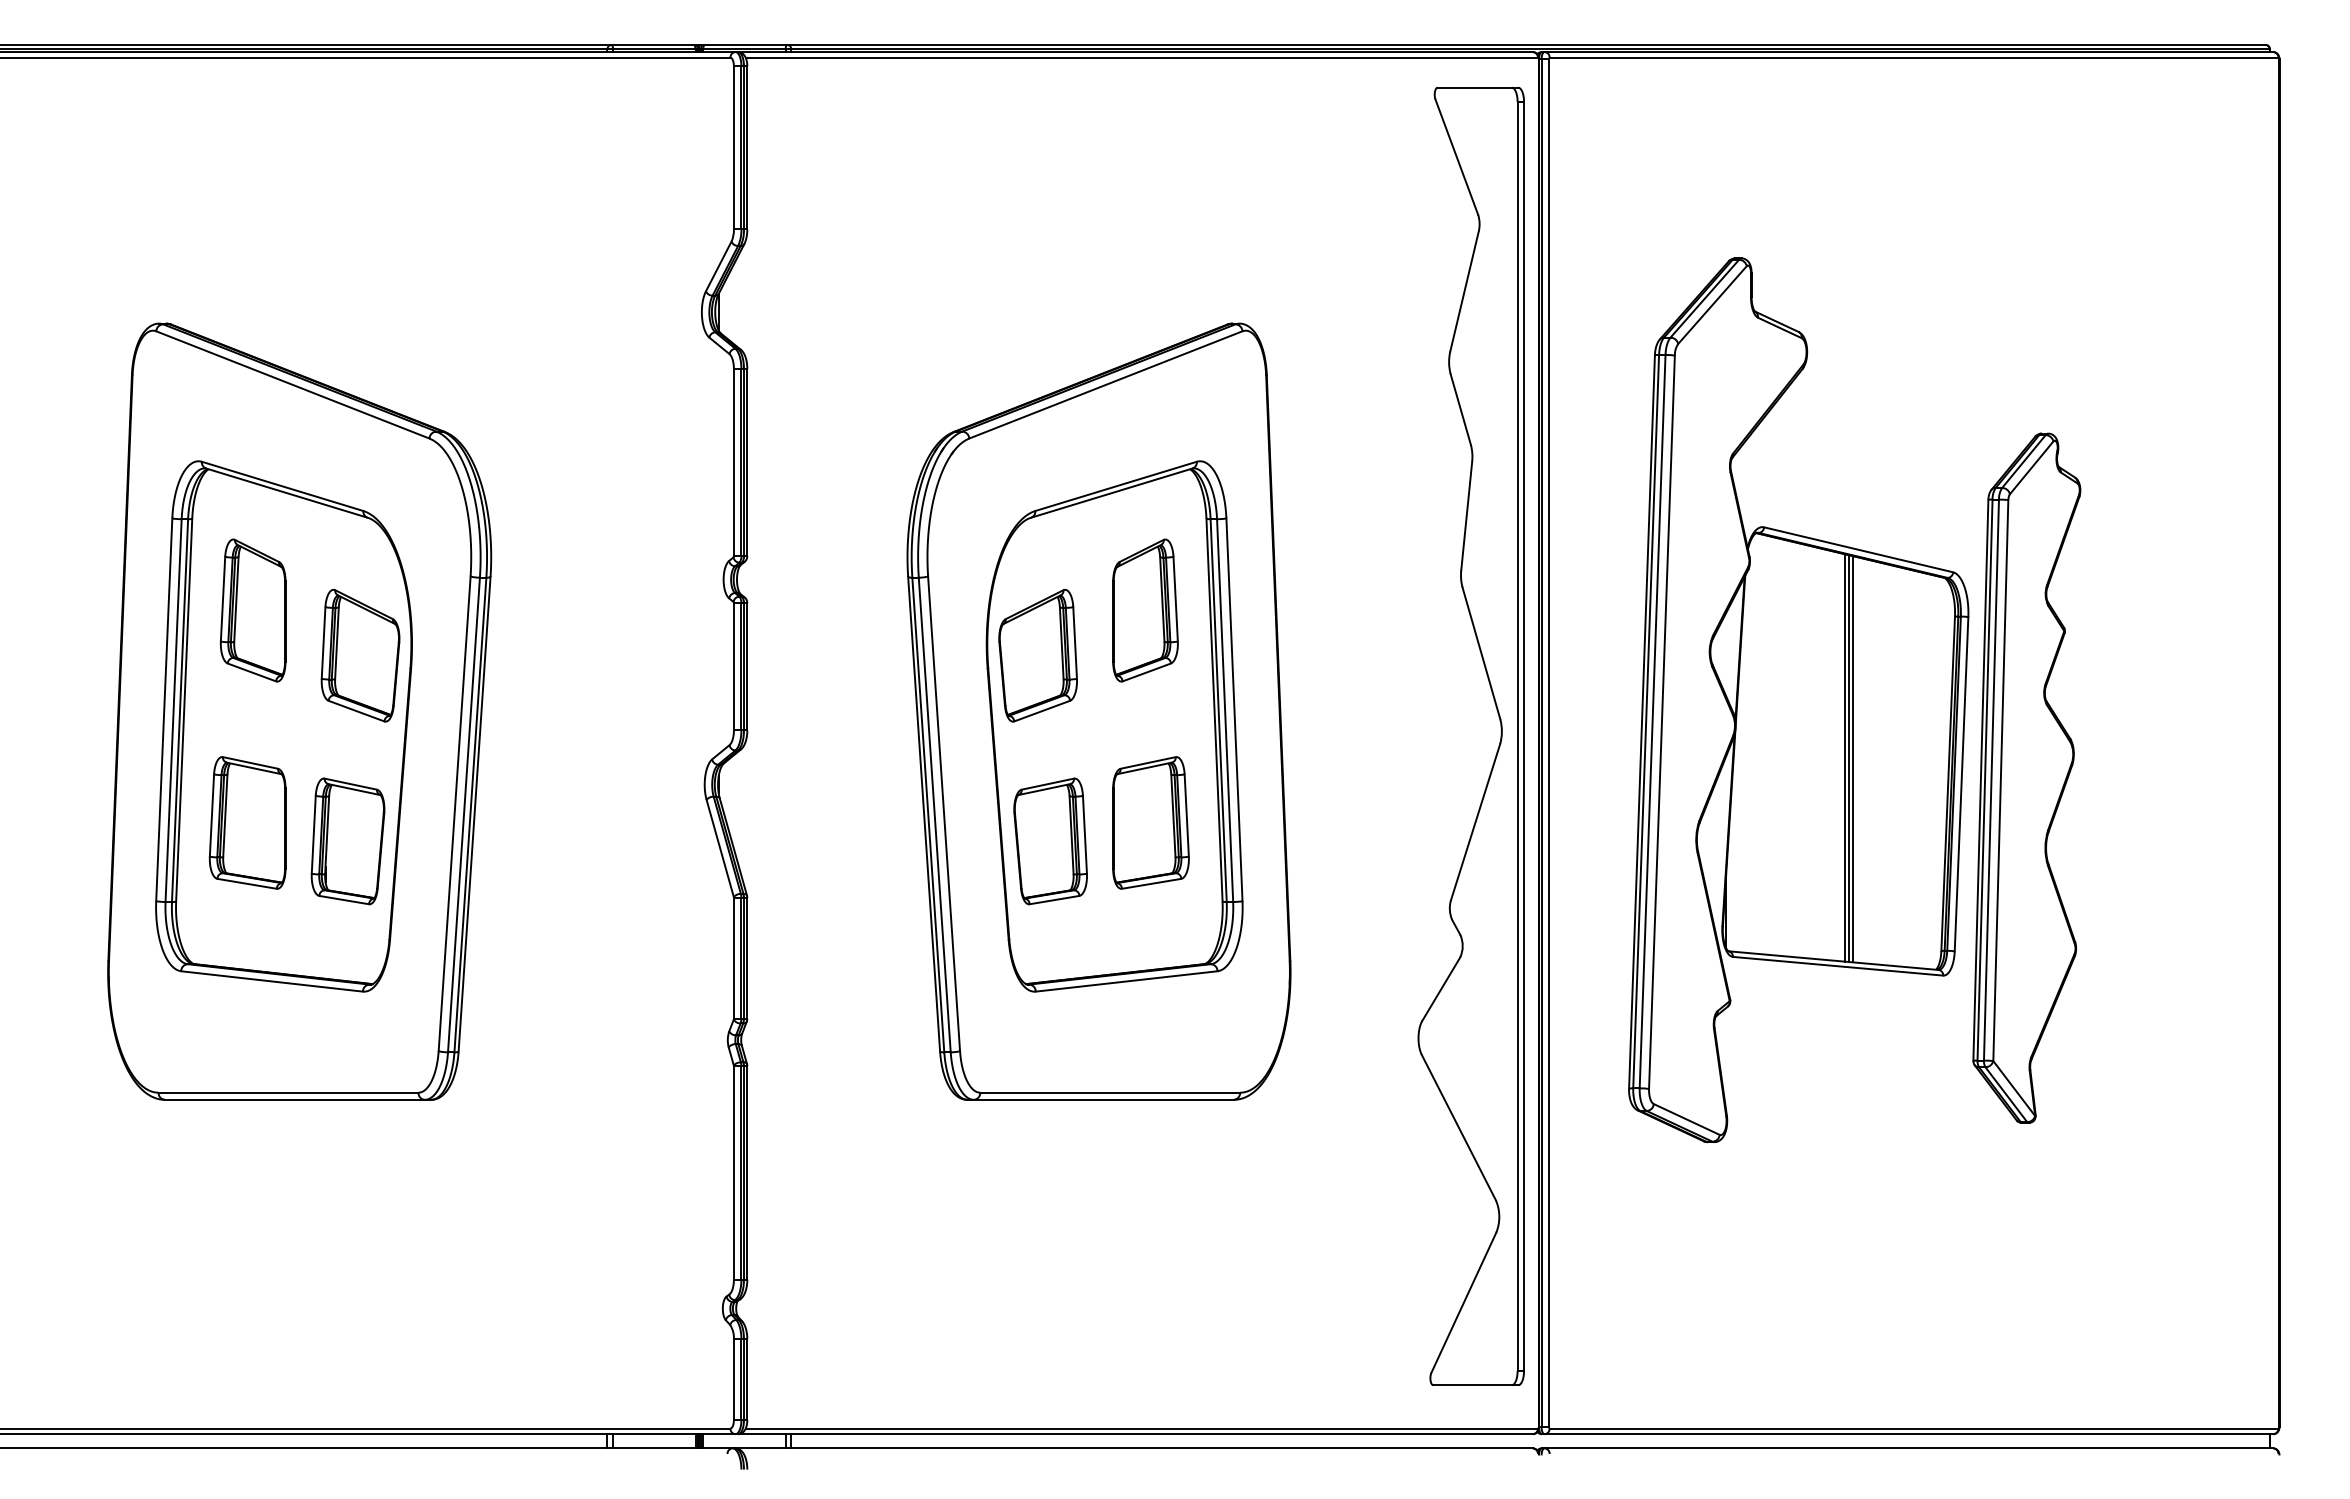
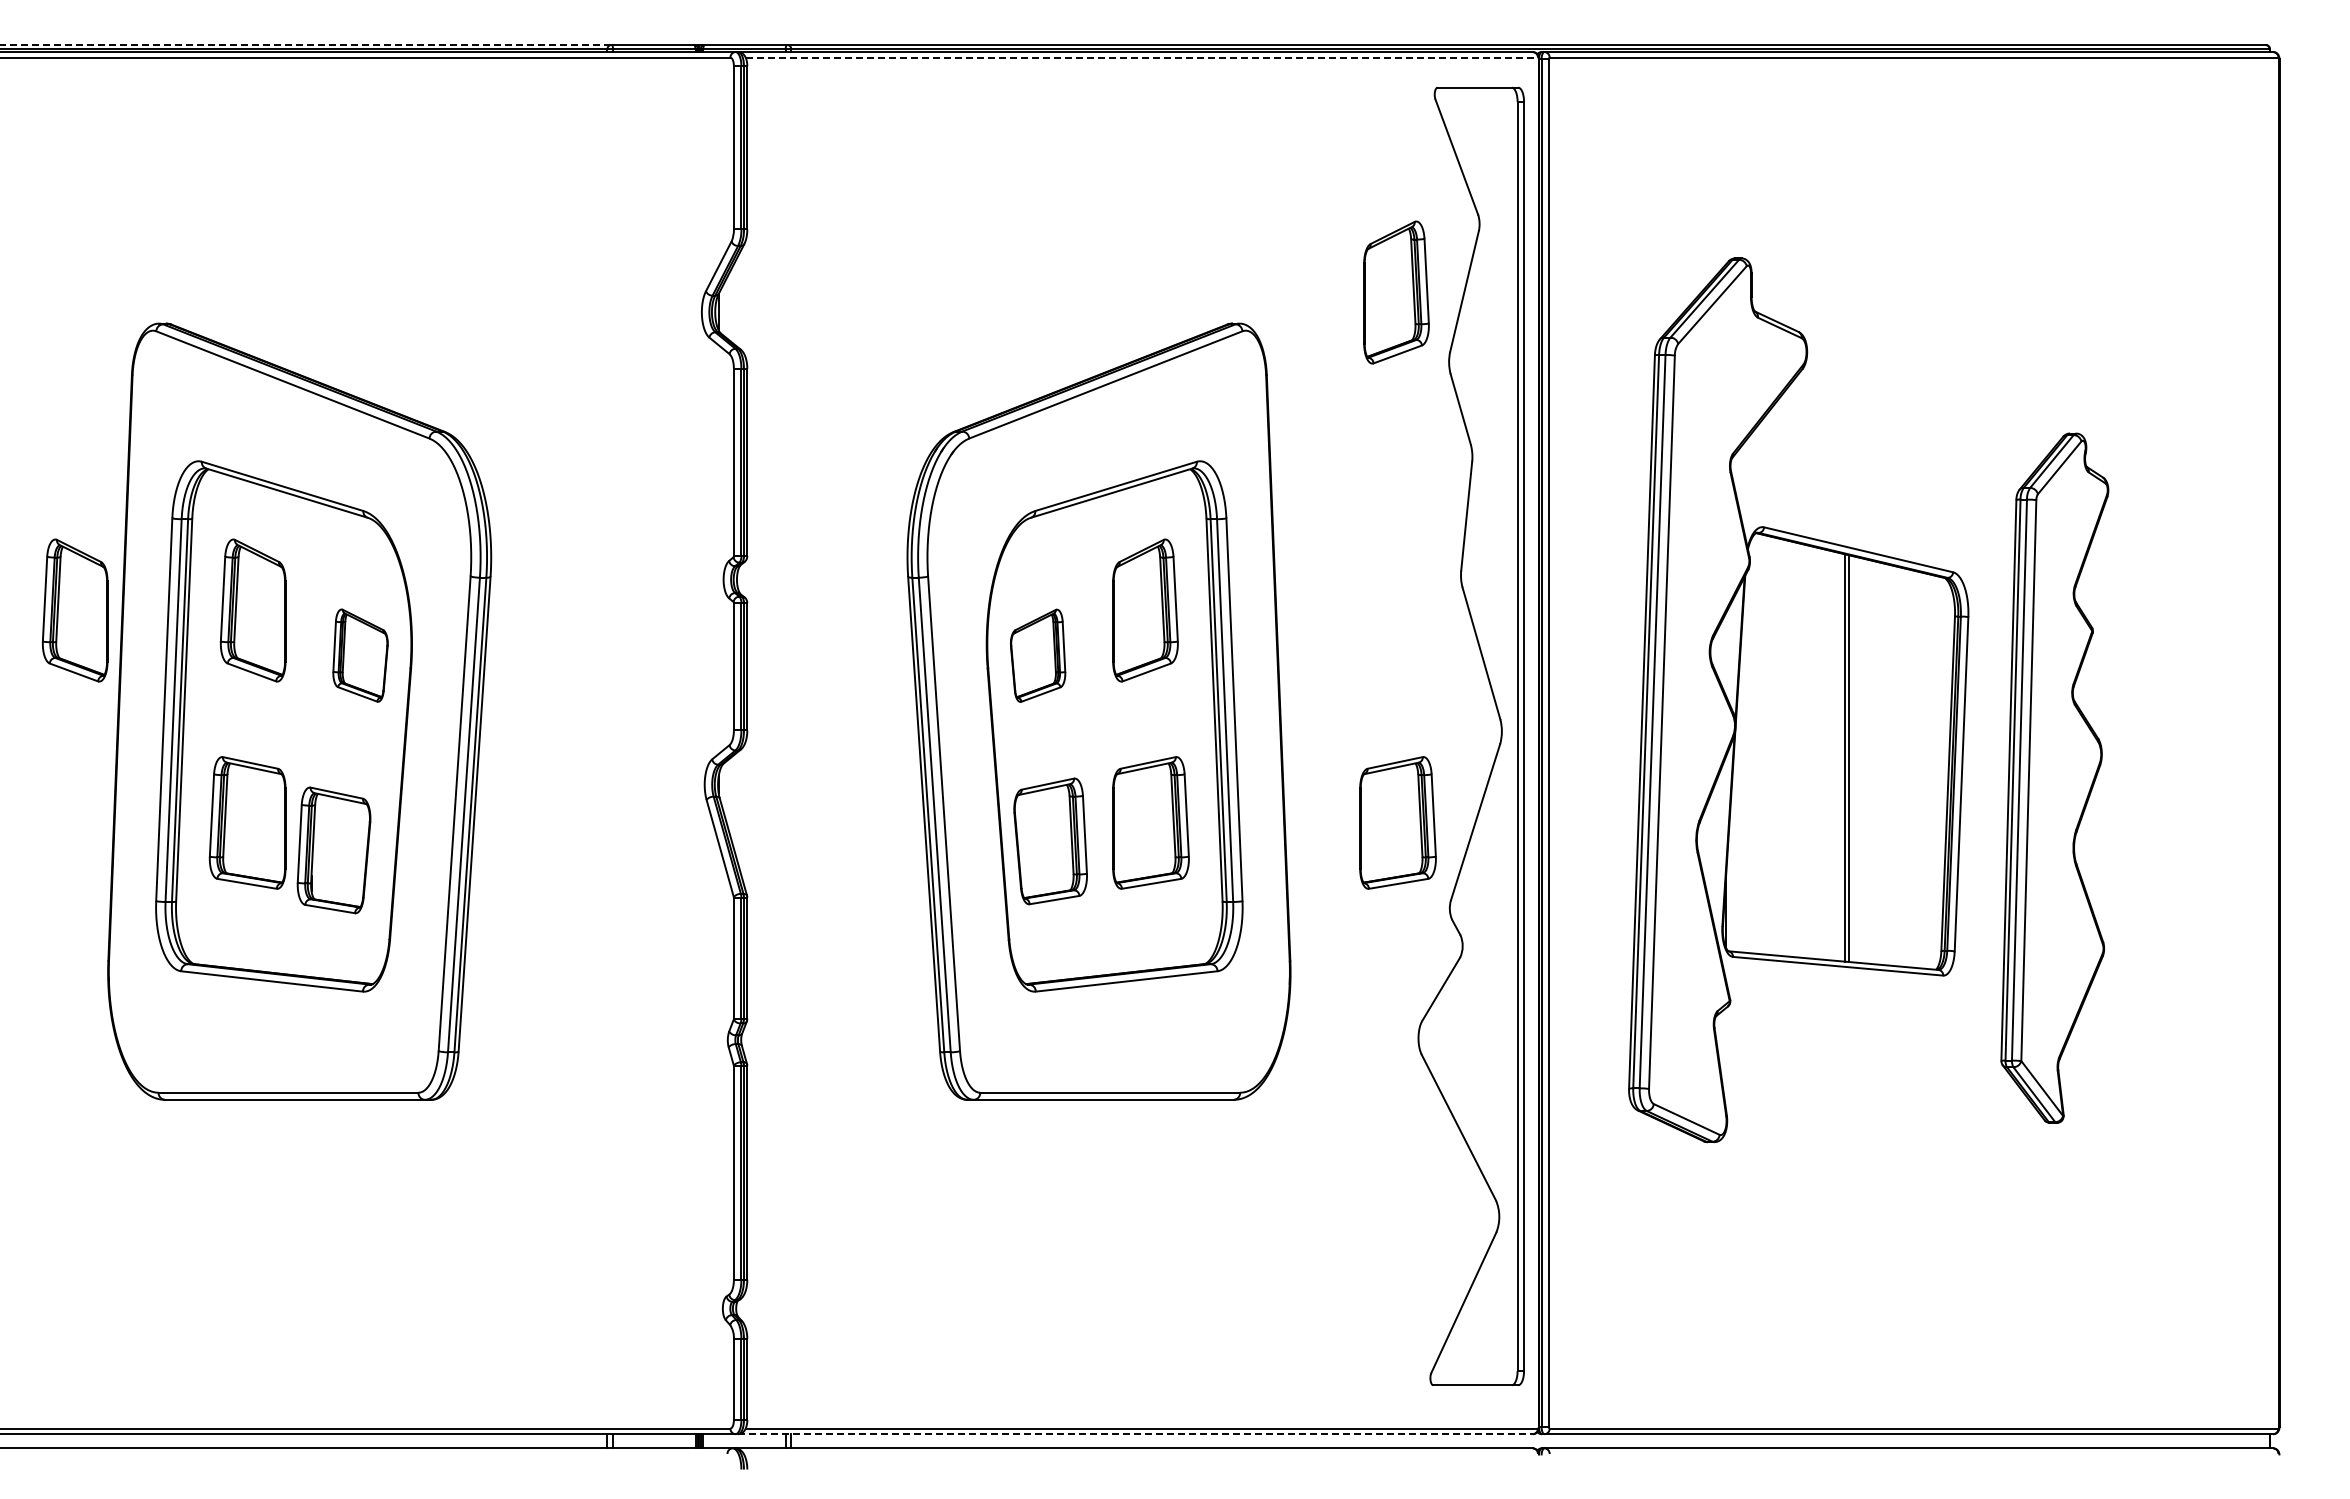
line: solid -> dashed (305, 44)
line: solid -> dashed (1142, 57)
part: none -> present (1396, 292)
part: none -> present (74, 610)
part size: 81x135 px -> 57x95 px (360, 655)
part size: 80x134 px -> 57x95 px (1038, 655)
line: present -> none (1853, 759)
part position: (2026, 777) -> (2054, 777) (2054, 777)
part: none -> present (1397, 822)
part position: (347, 841) -> (333, 850) (333, 850)
line: solid -> dashed (1135, 1434)
